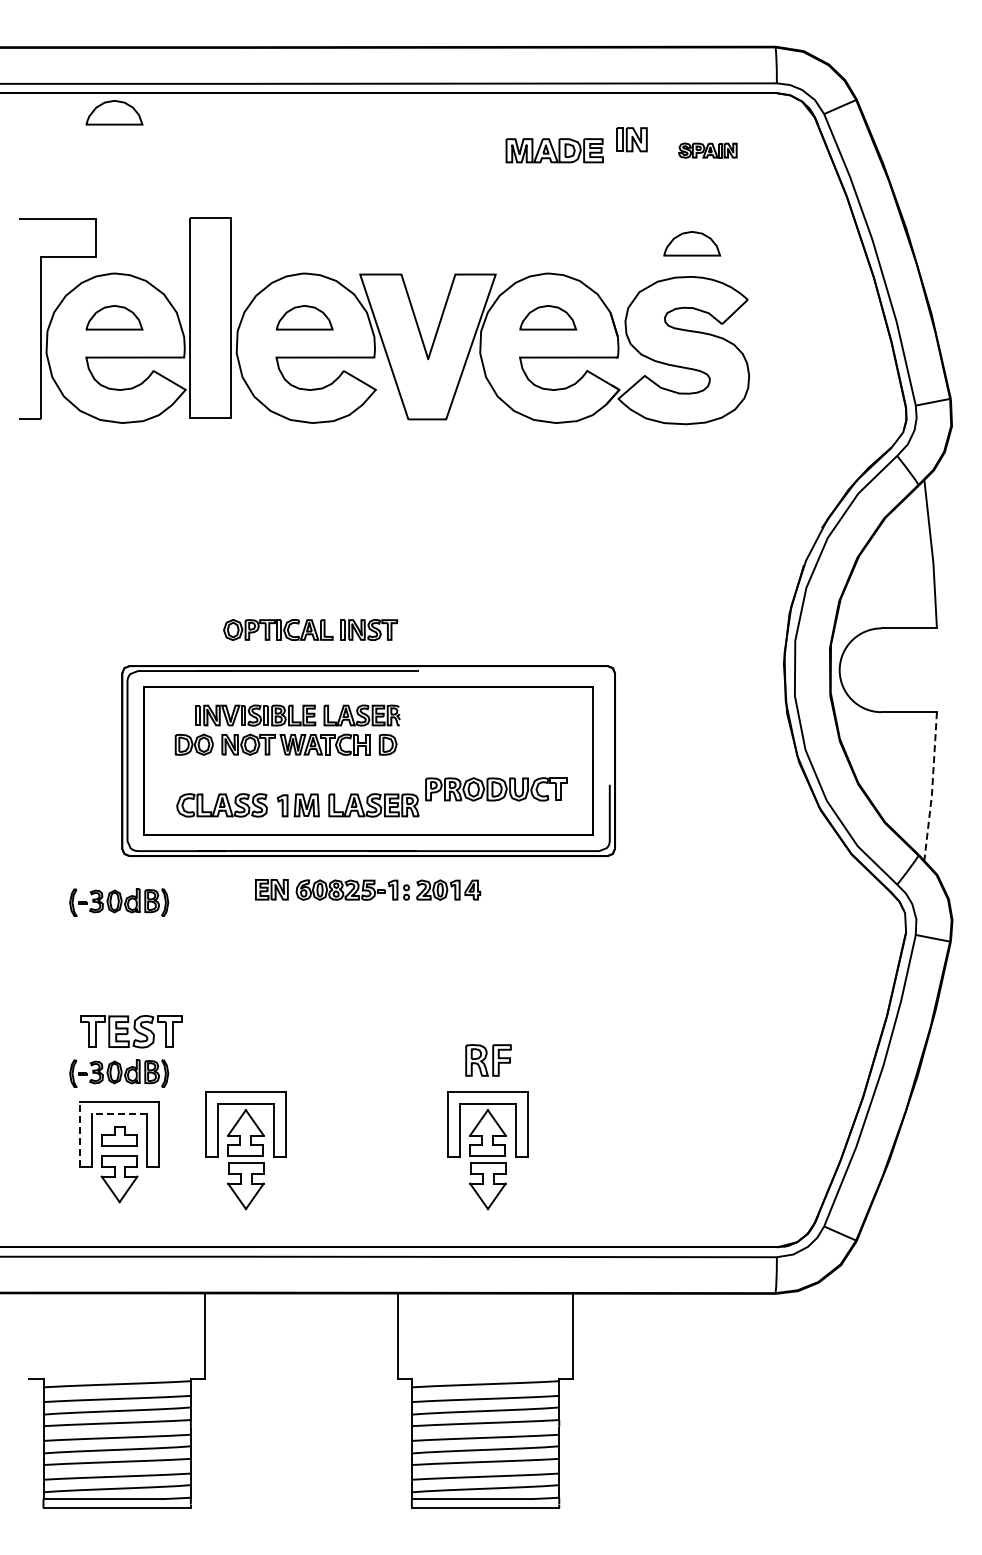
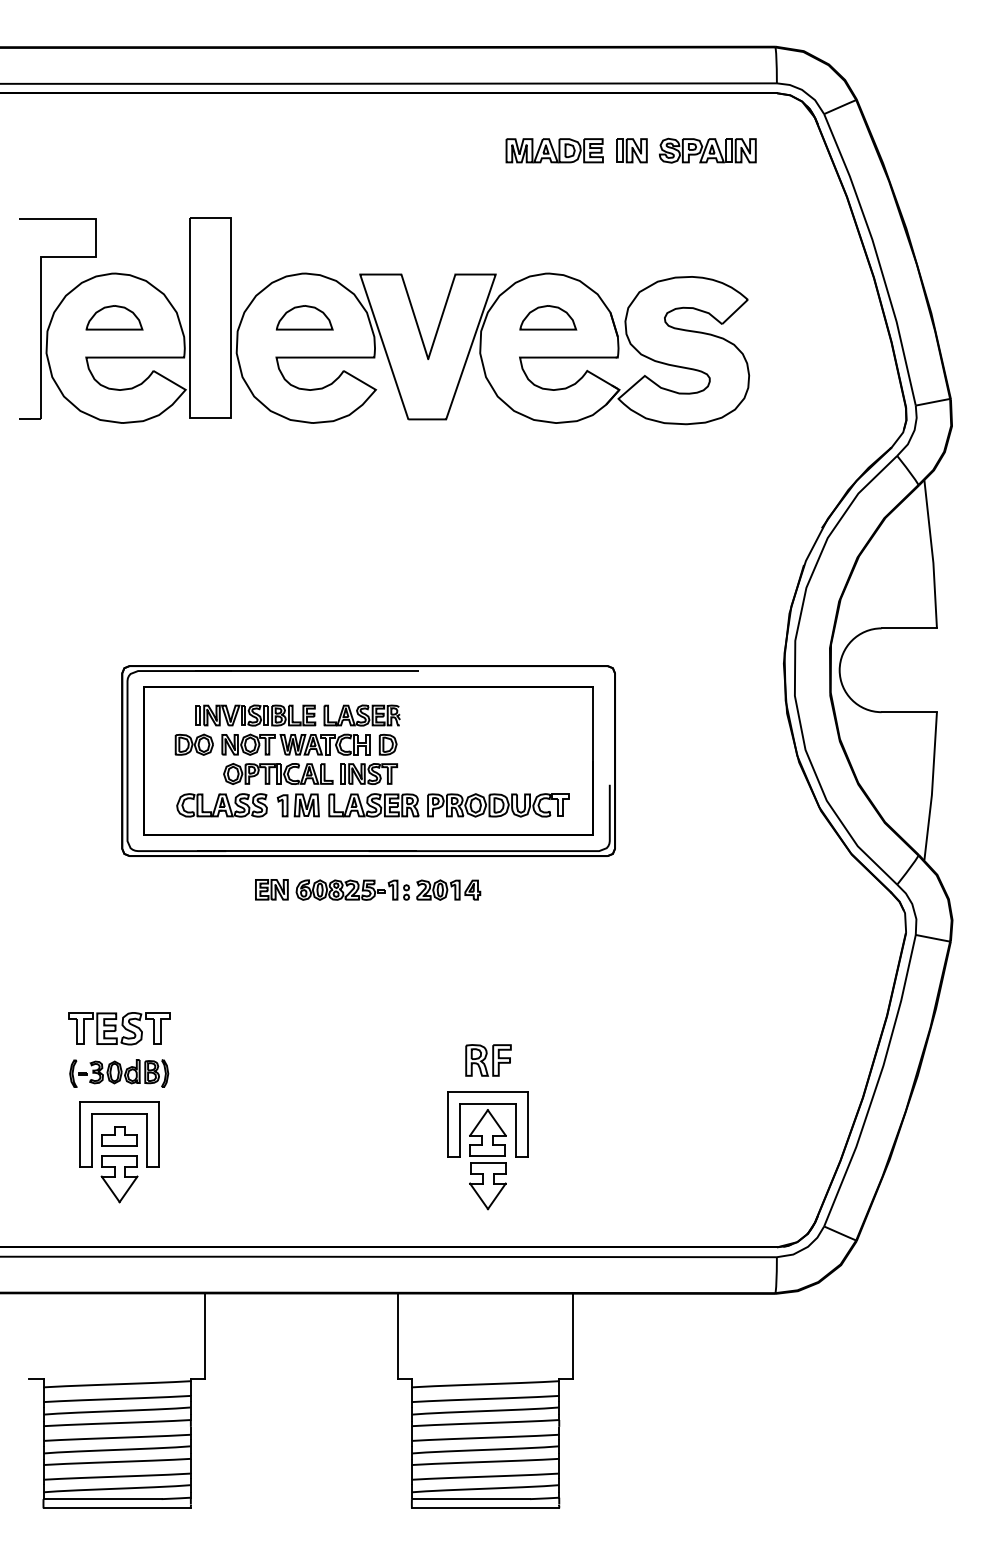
part: present -> none (114, 112)
part position: (631, 139) -> (631, 150) (631, 150)
part size: 60x17 px -> 98x27 px (707, 150)
part: present -> none (692, 243)
part position: (310, 629) -> (310, 773) (310, 773)
line: dashed -> solid (932, 787)
part position: (496, 789) -> (498, 805) (498, 805)
part: present -> none (119, 902)
part position: (131, 1031) -> (119, 1028) (119, 1028)
line: dashed -> solid (119, 1113)
line: dashed -> solid (80, 1134)
part: present -> none (245, 1150)
